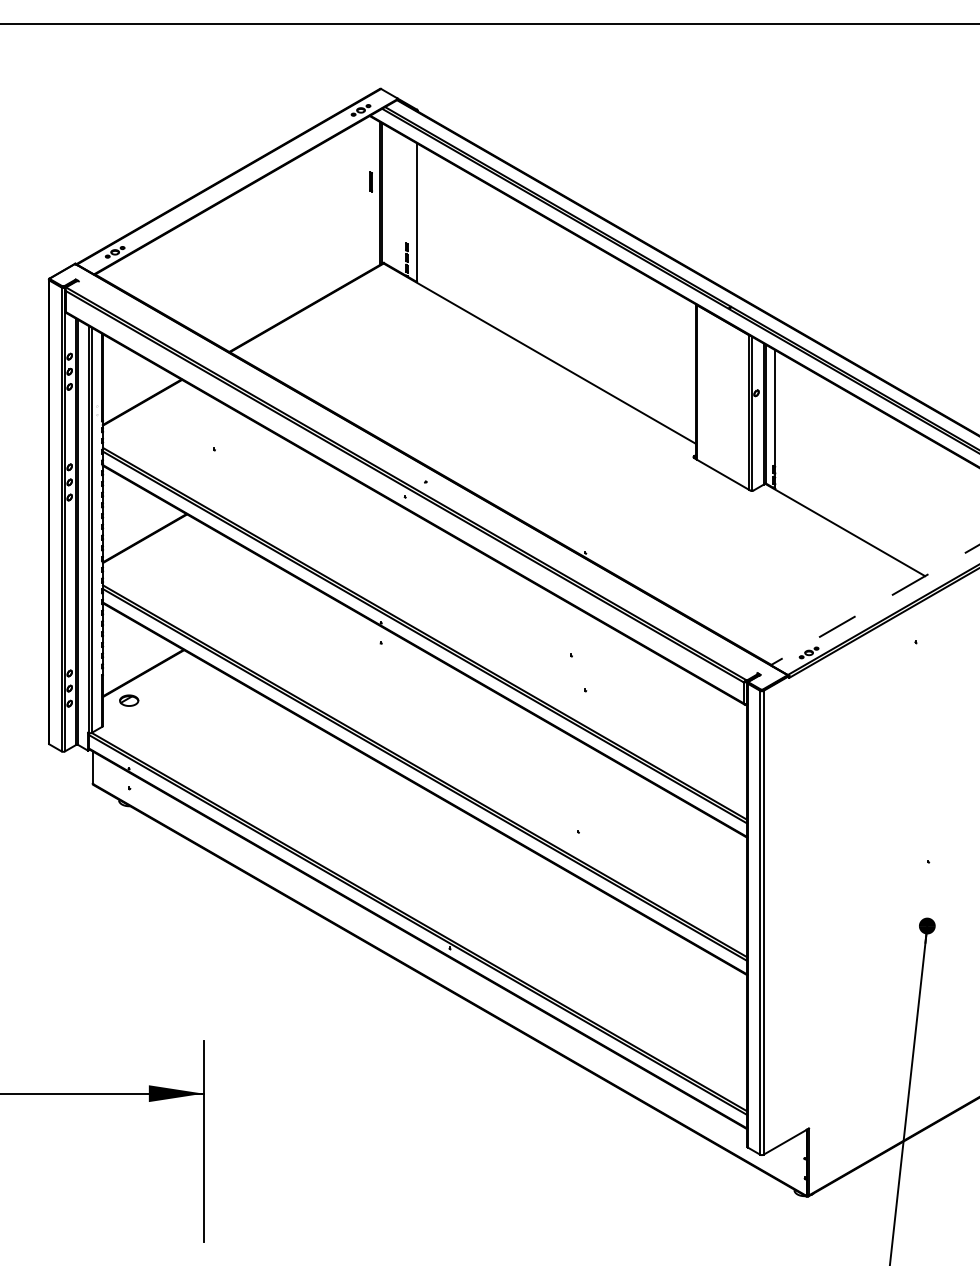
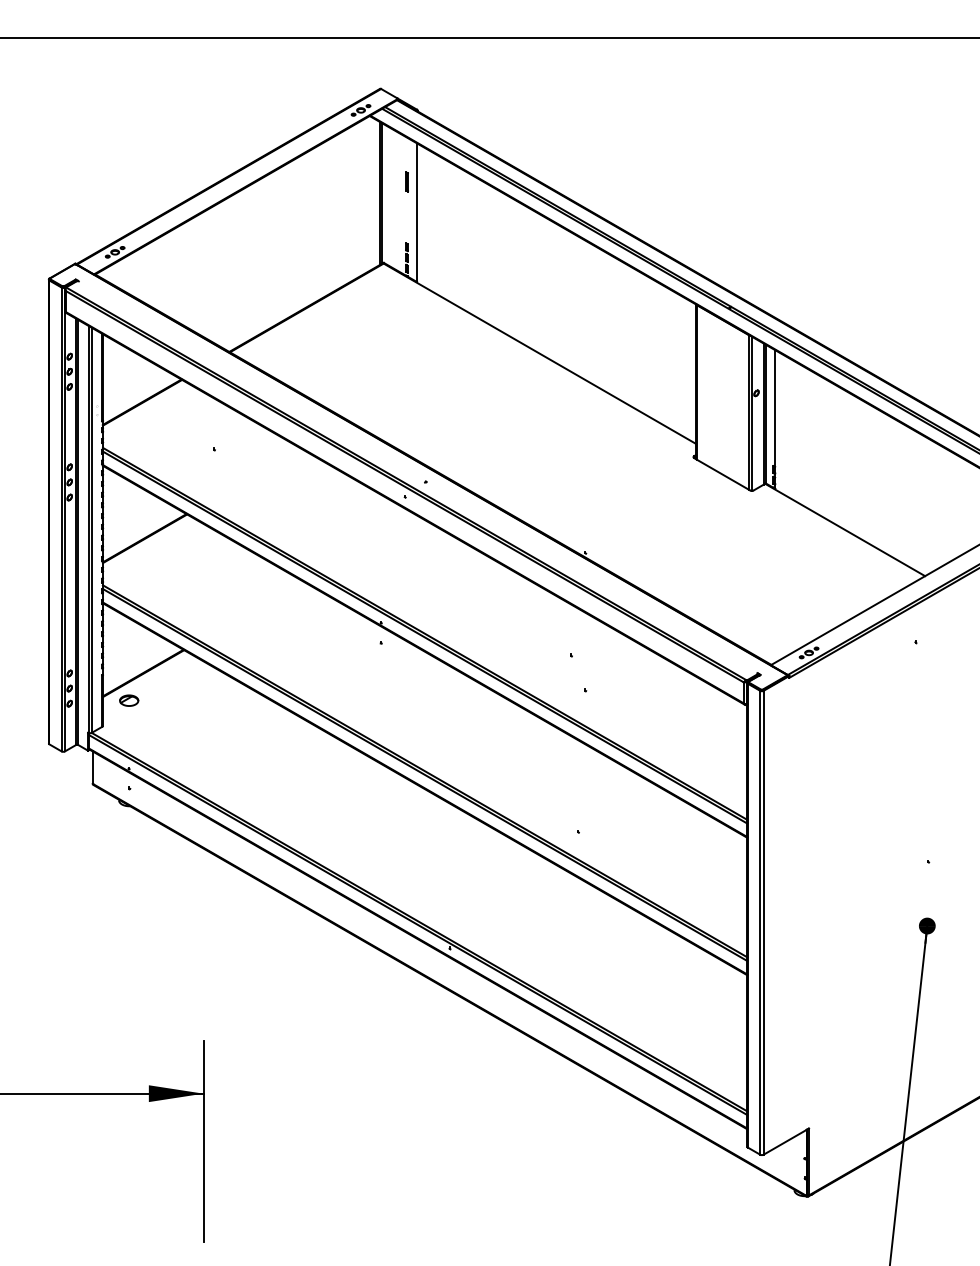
line position: (489, 23) -> (489, 37) (489, 37)
line position: (370, 181) -> (406, 181) (406, 181)
line: dashed -> solid (875, 604)
